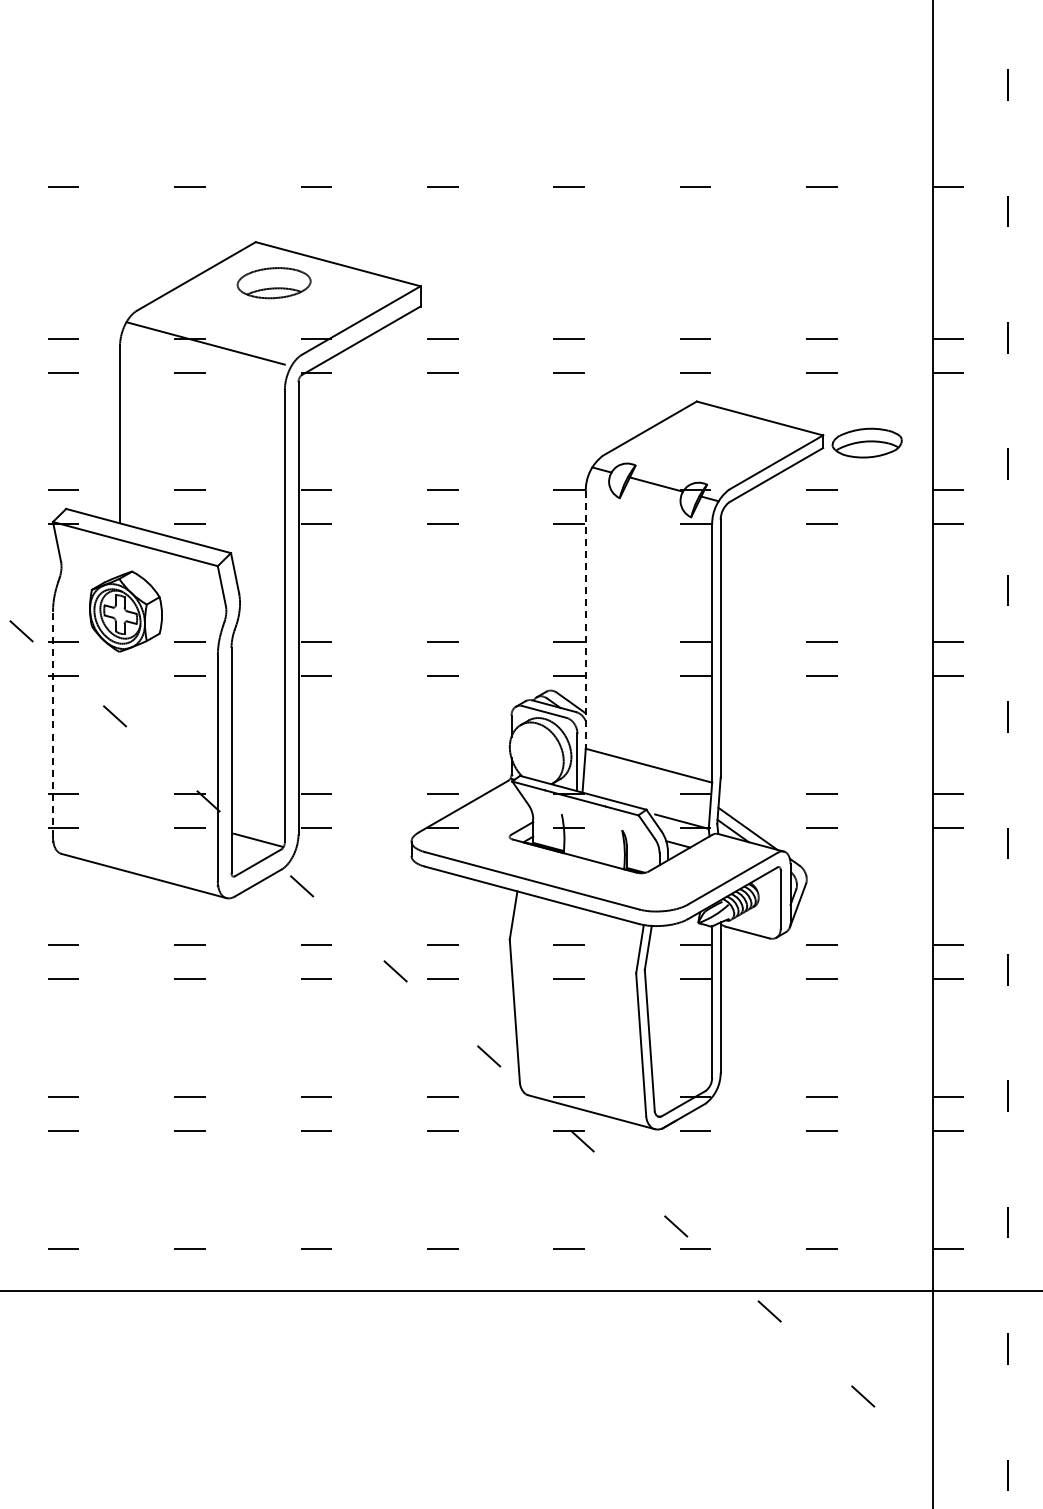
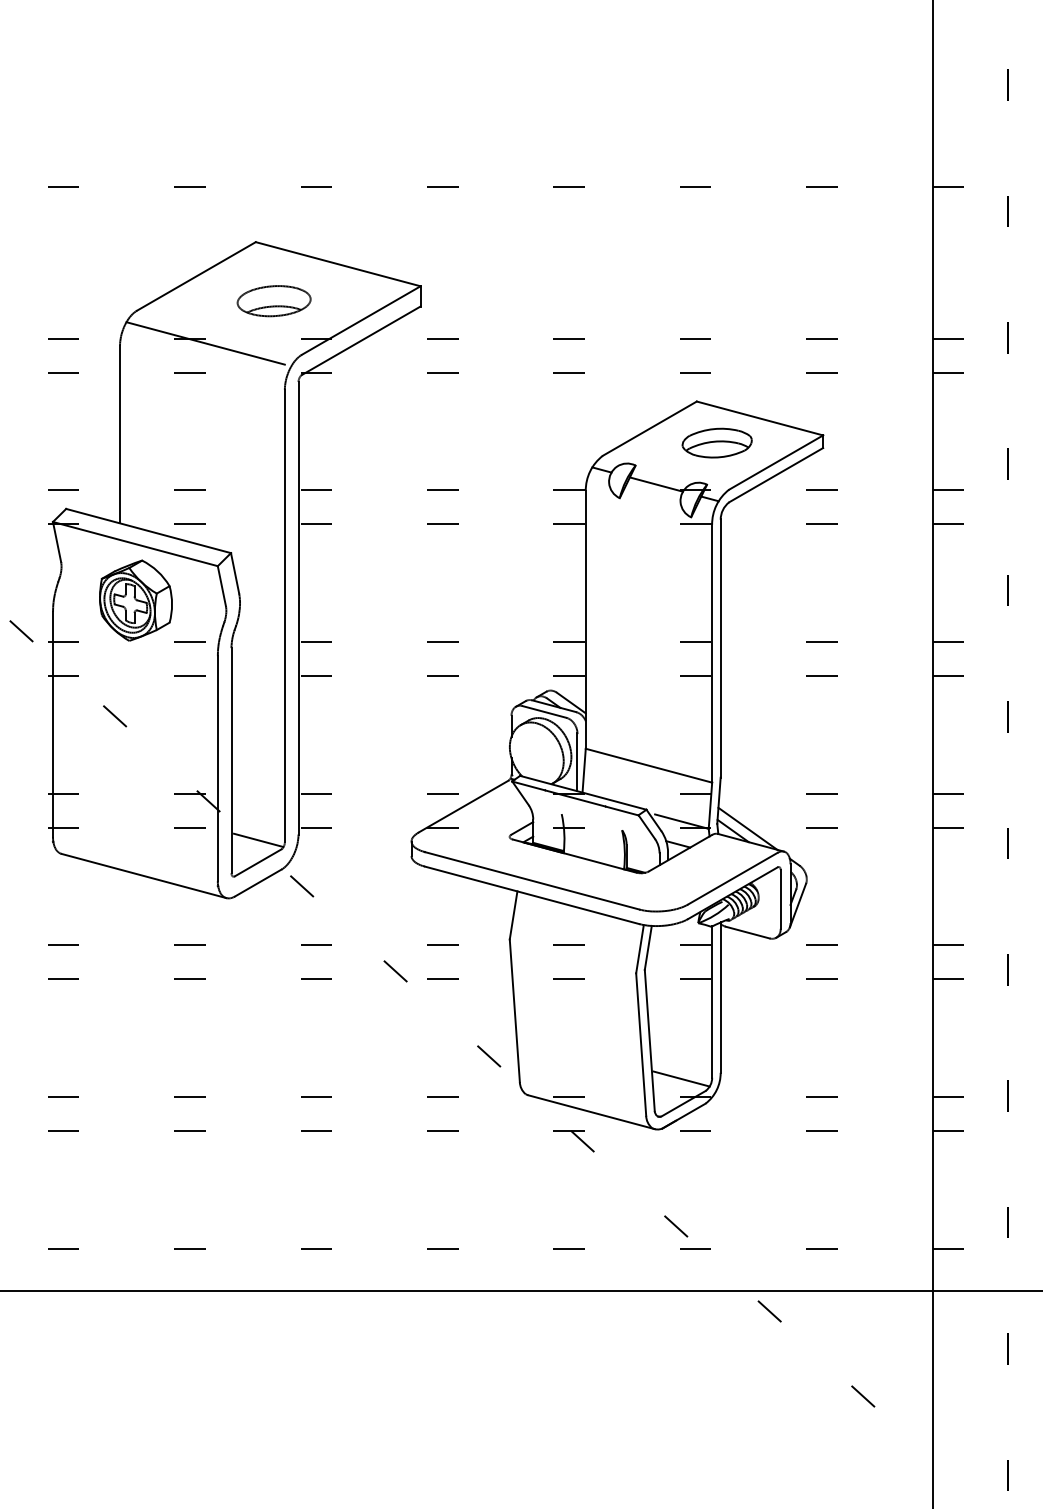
part position: (273, 283) -> (273, 301) (273, 301)
part position: (866, 442) -> (716, 442) (716, 442)
part position: (125, 611) -> (135, 600) (135, 600)
line: dashed -> solid (585, 619)
line: dashed -> solid (53, 724)
line: none -> present (681, 1078)
